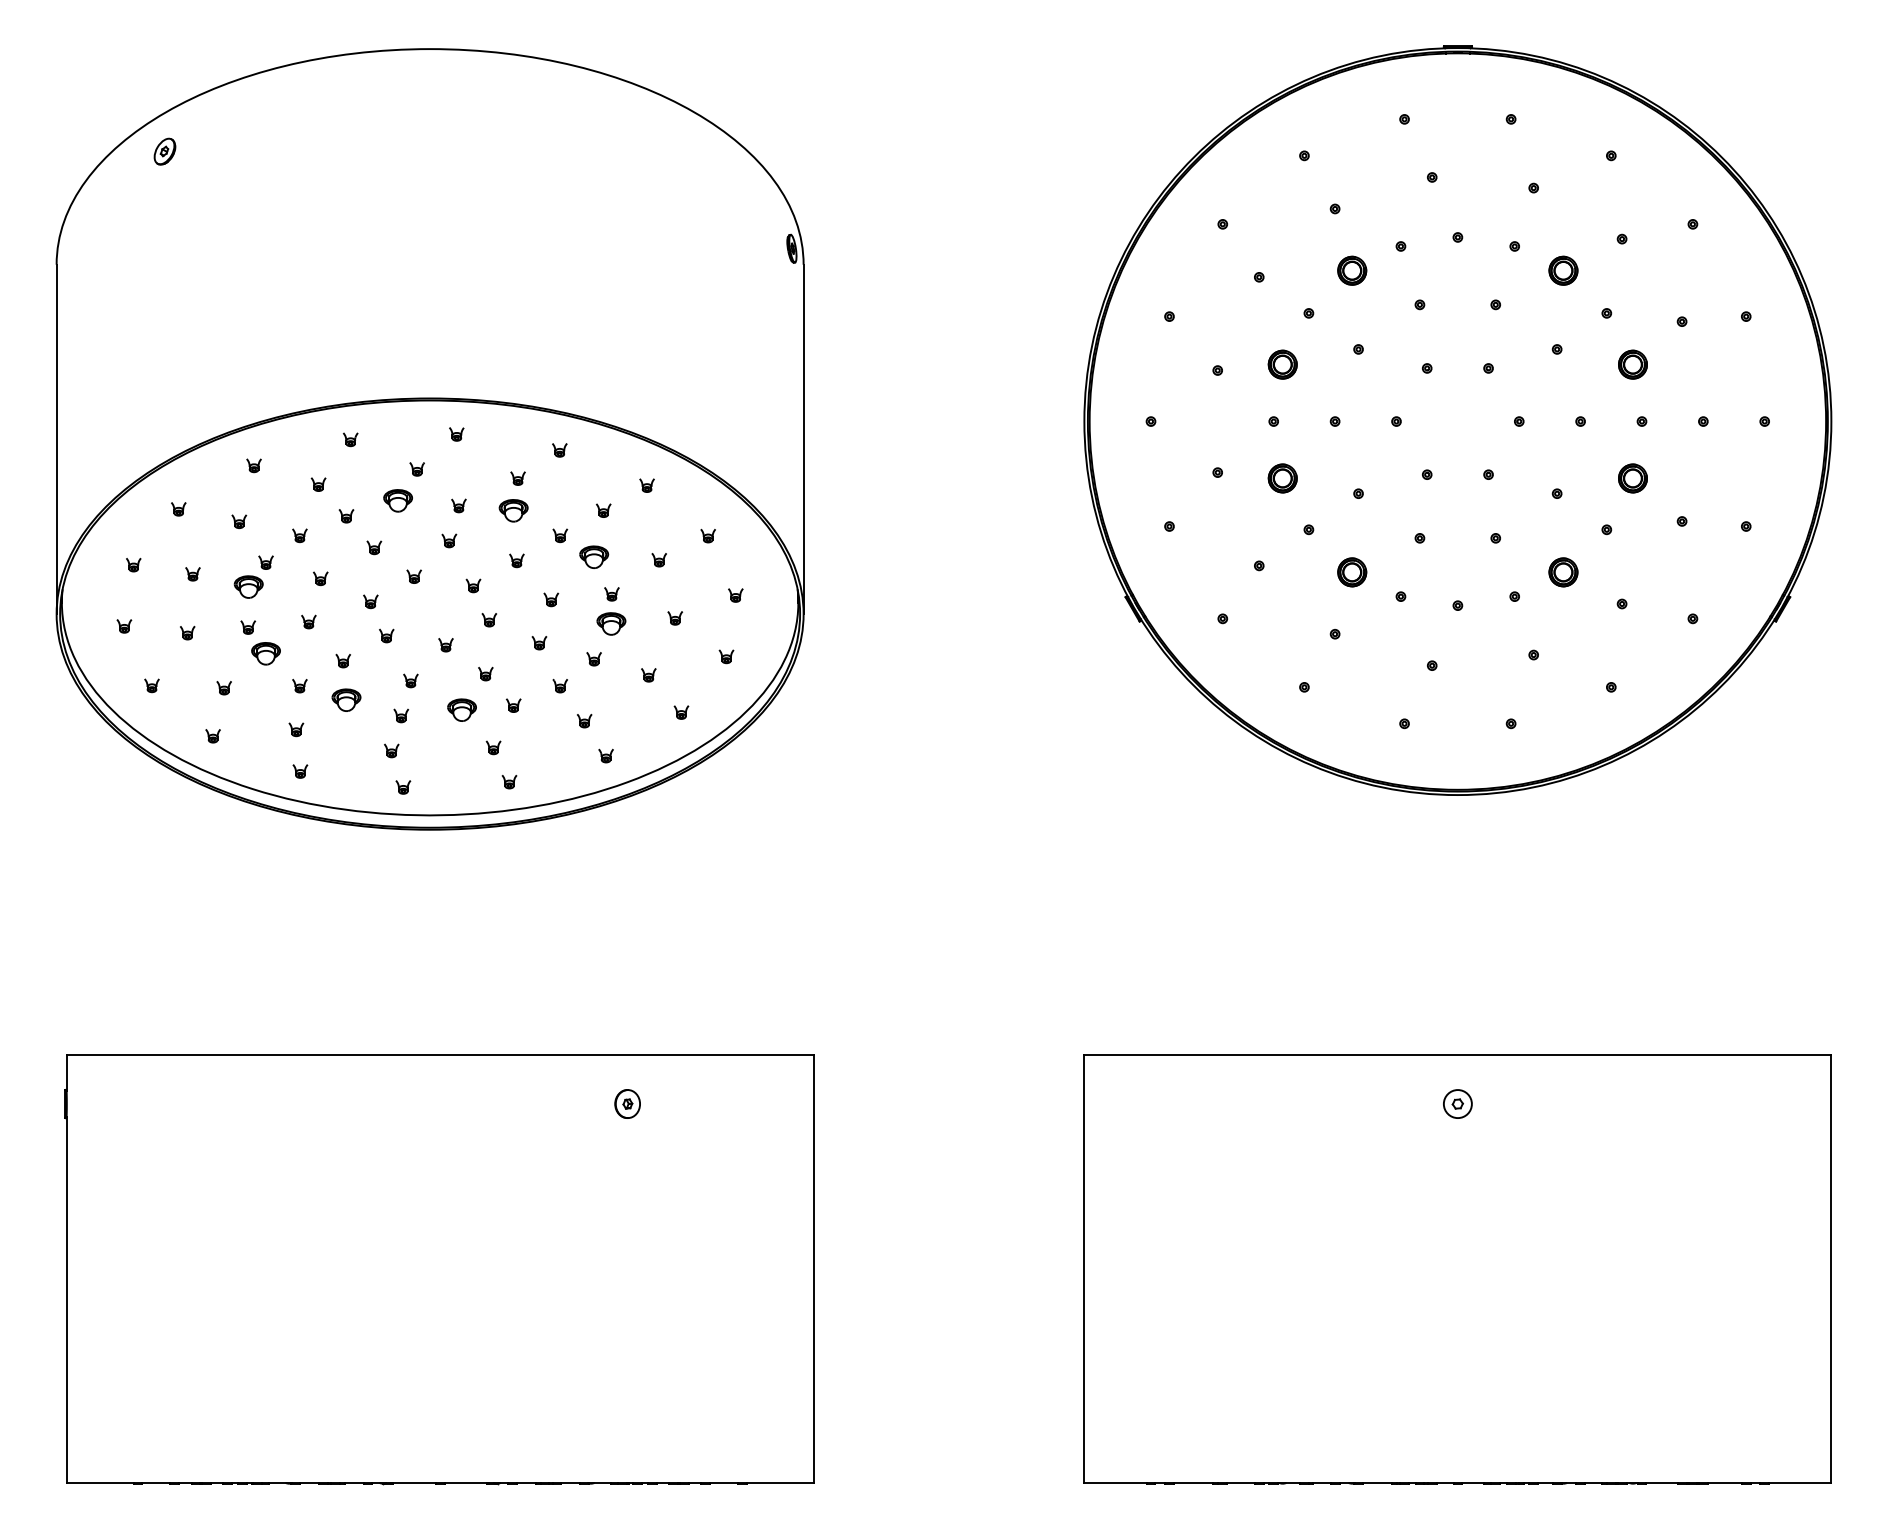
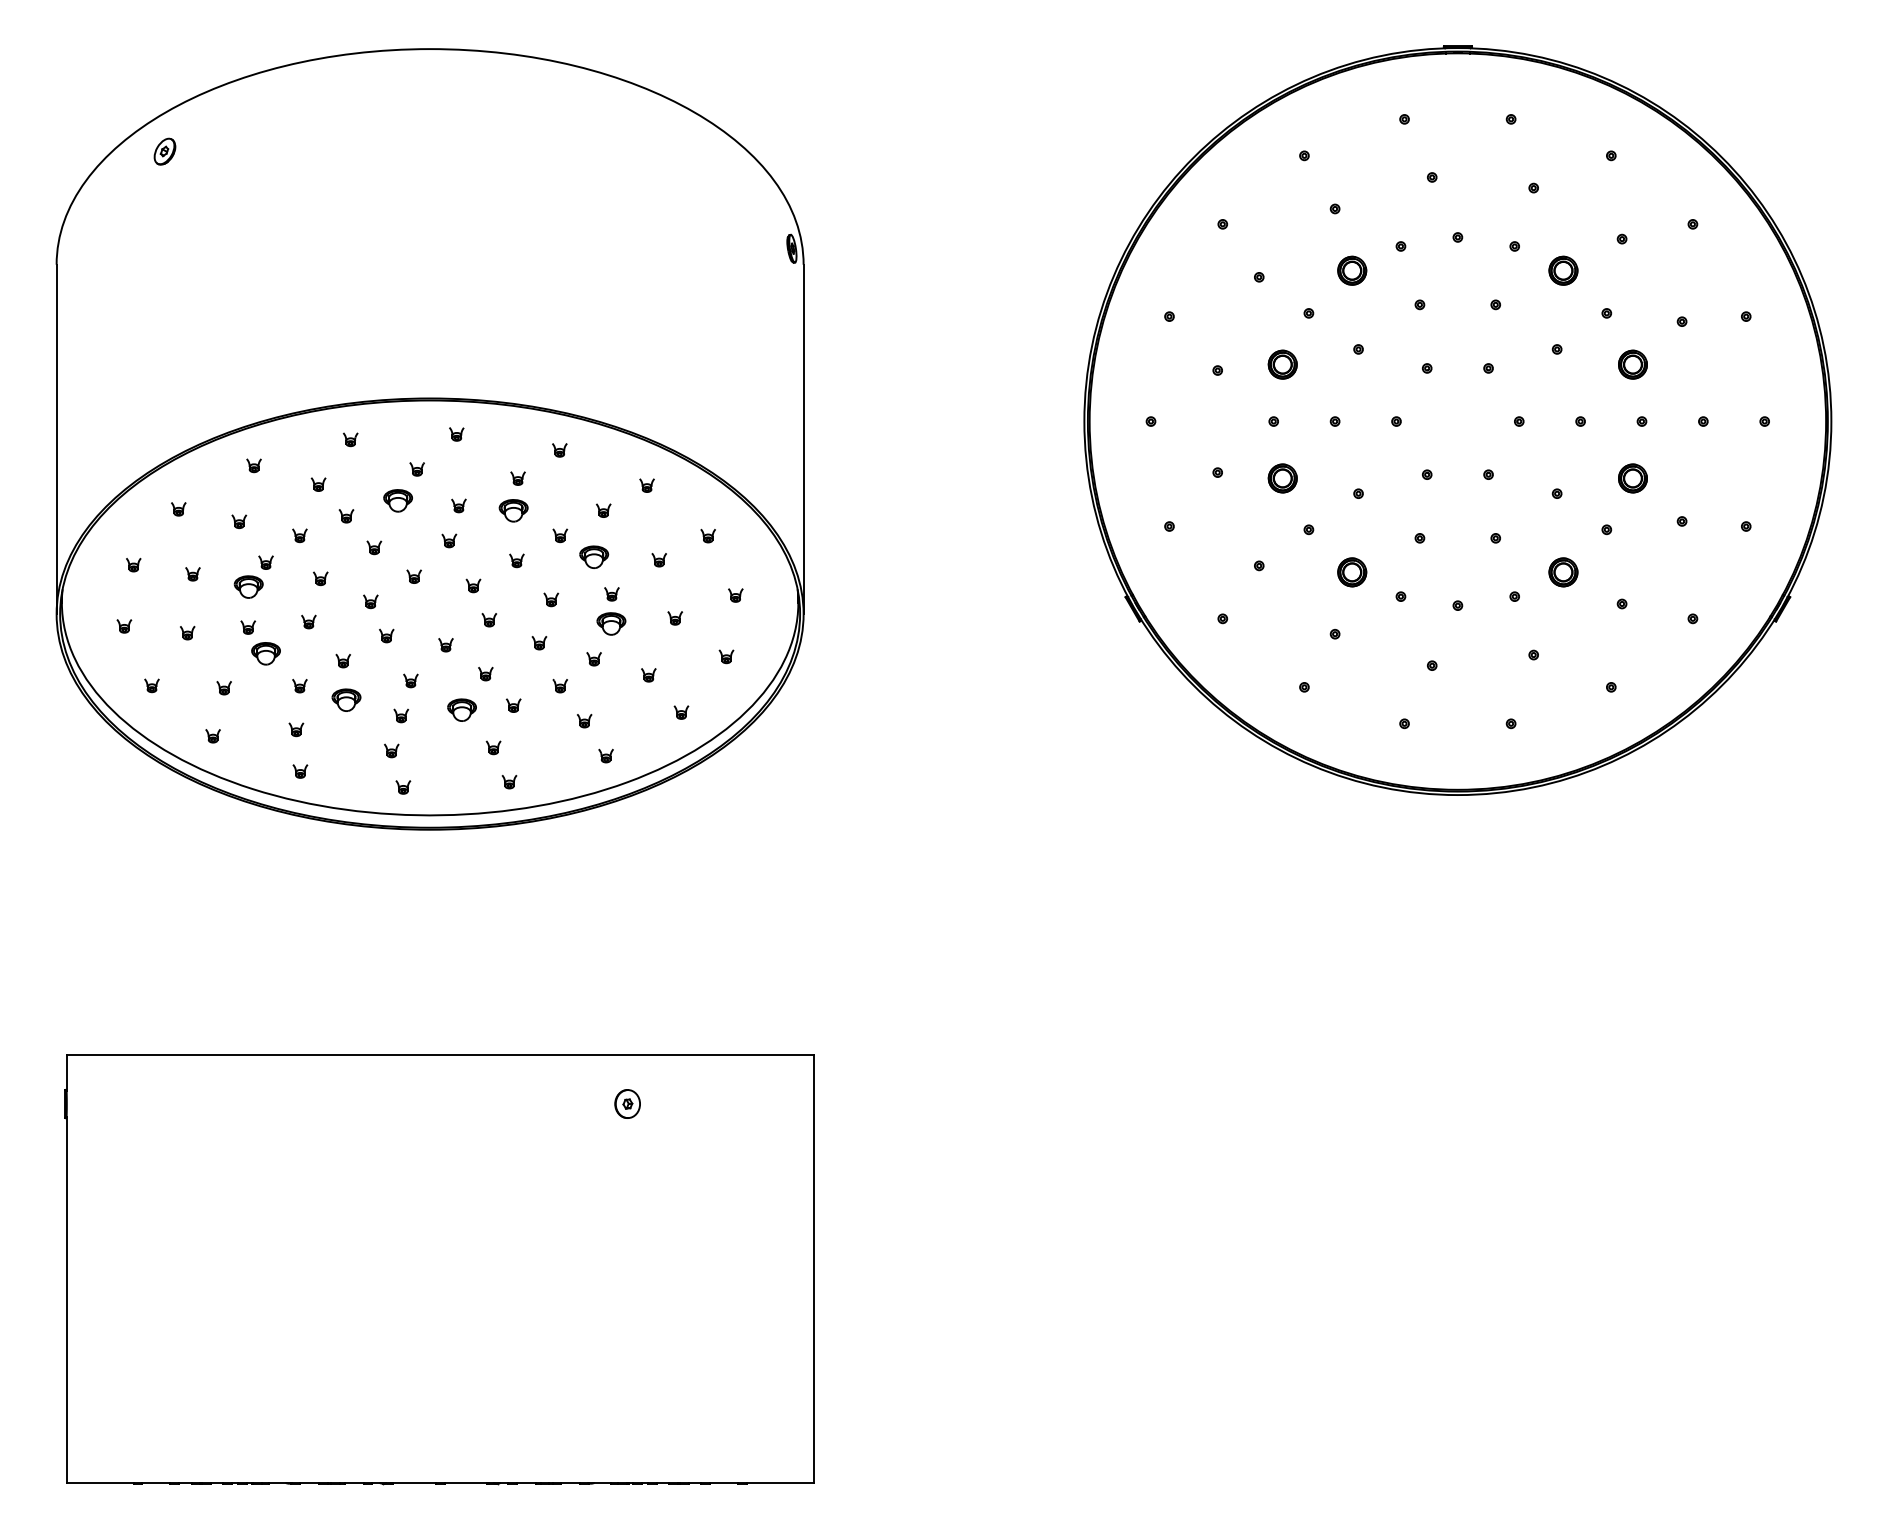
part: present -> none (1457, 1269)
